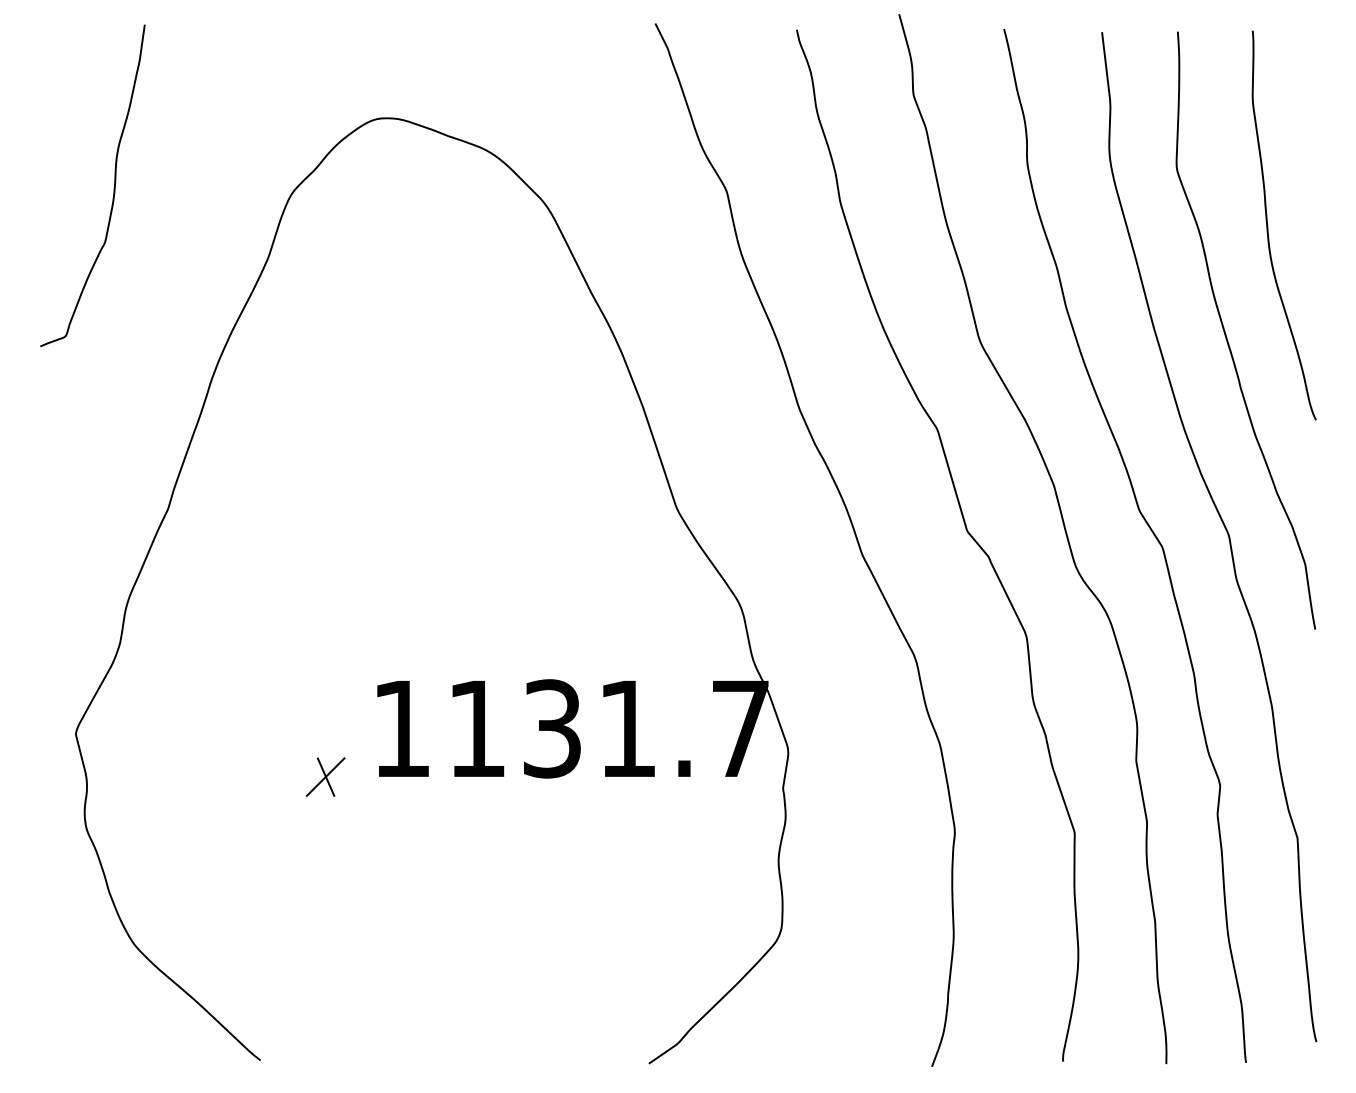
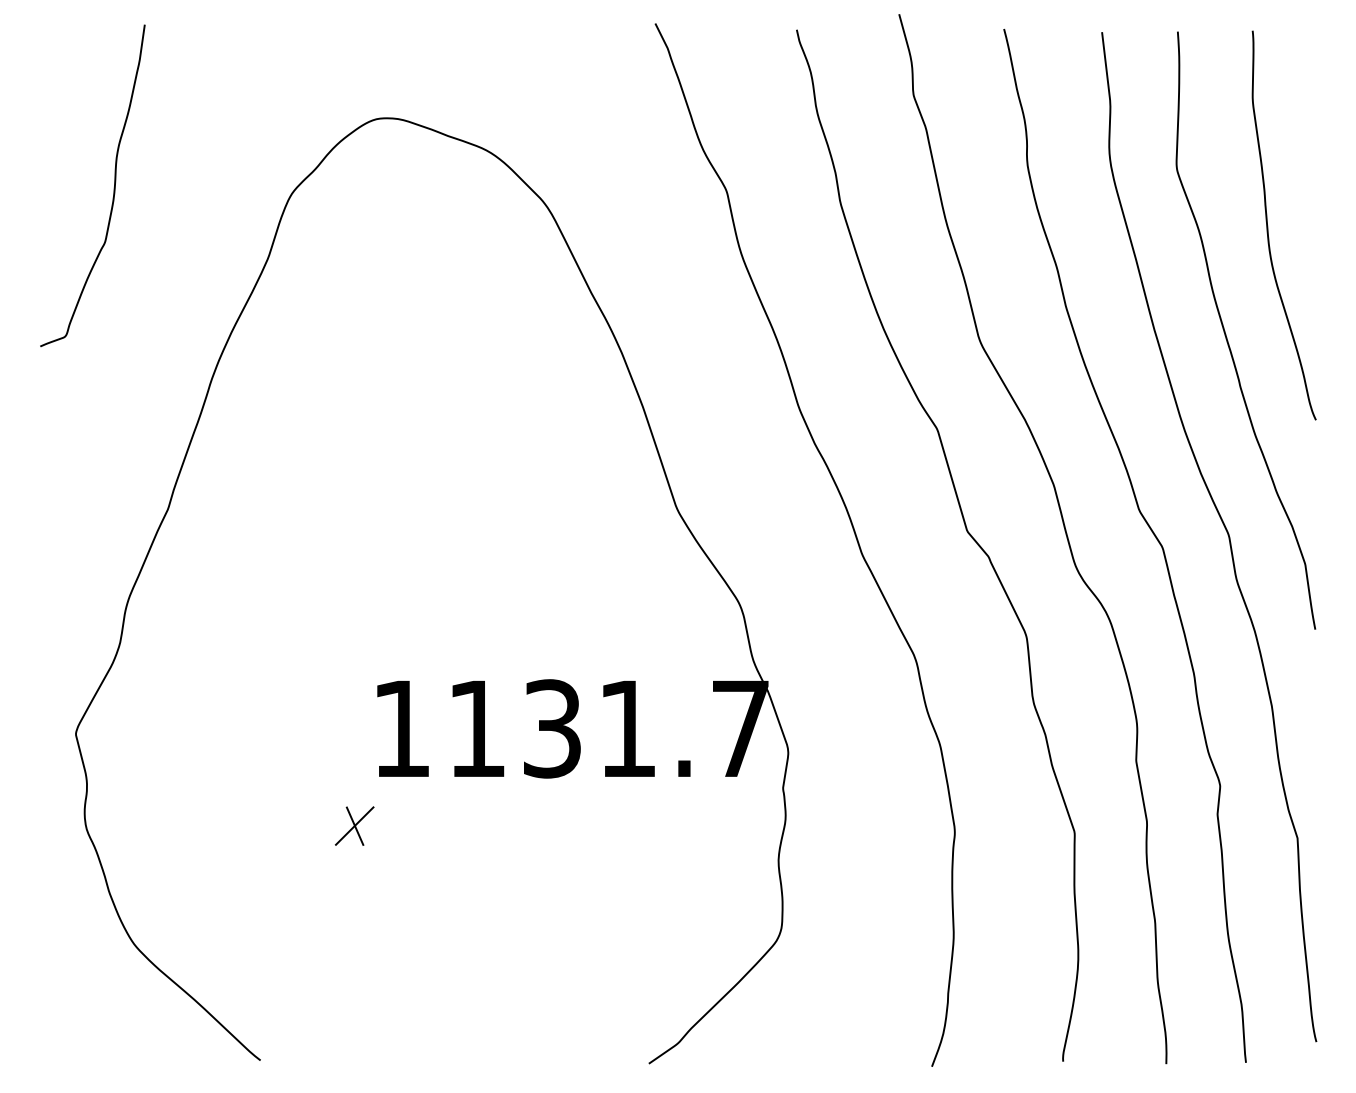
part position: (325, 776) -> (354, 825) (354, 825)
